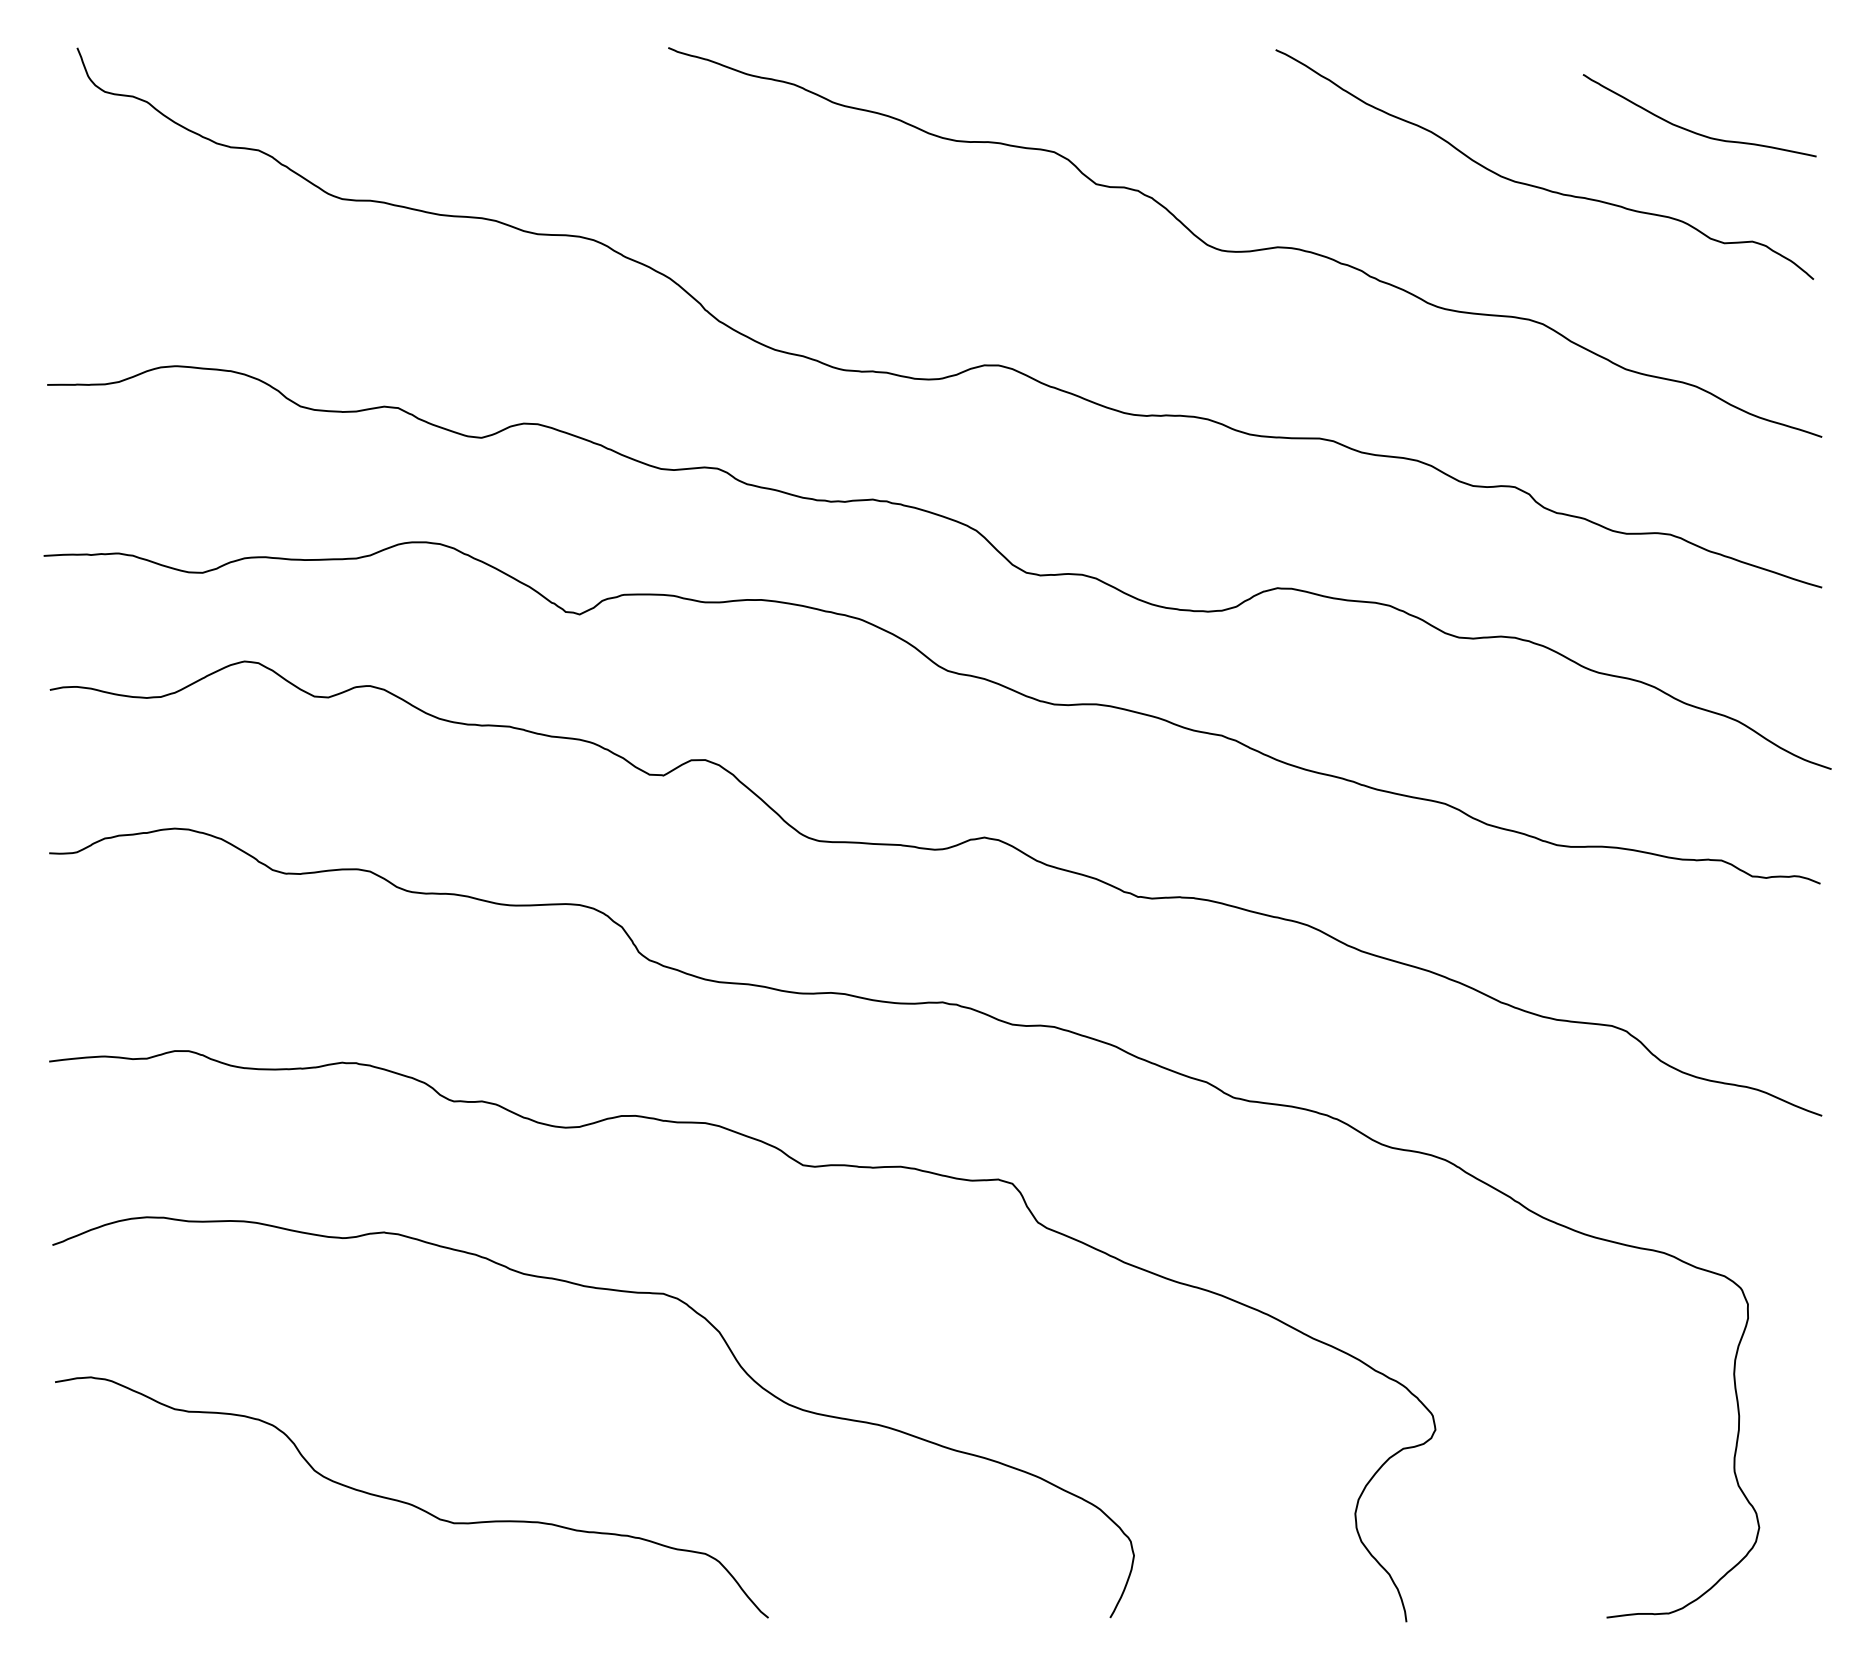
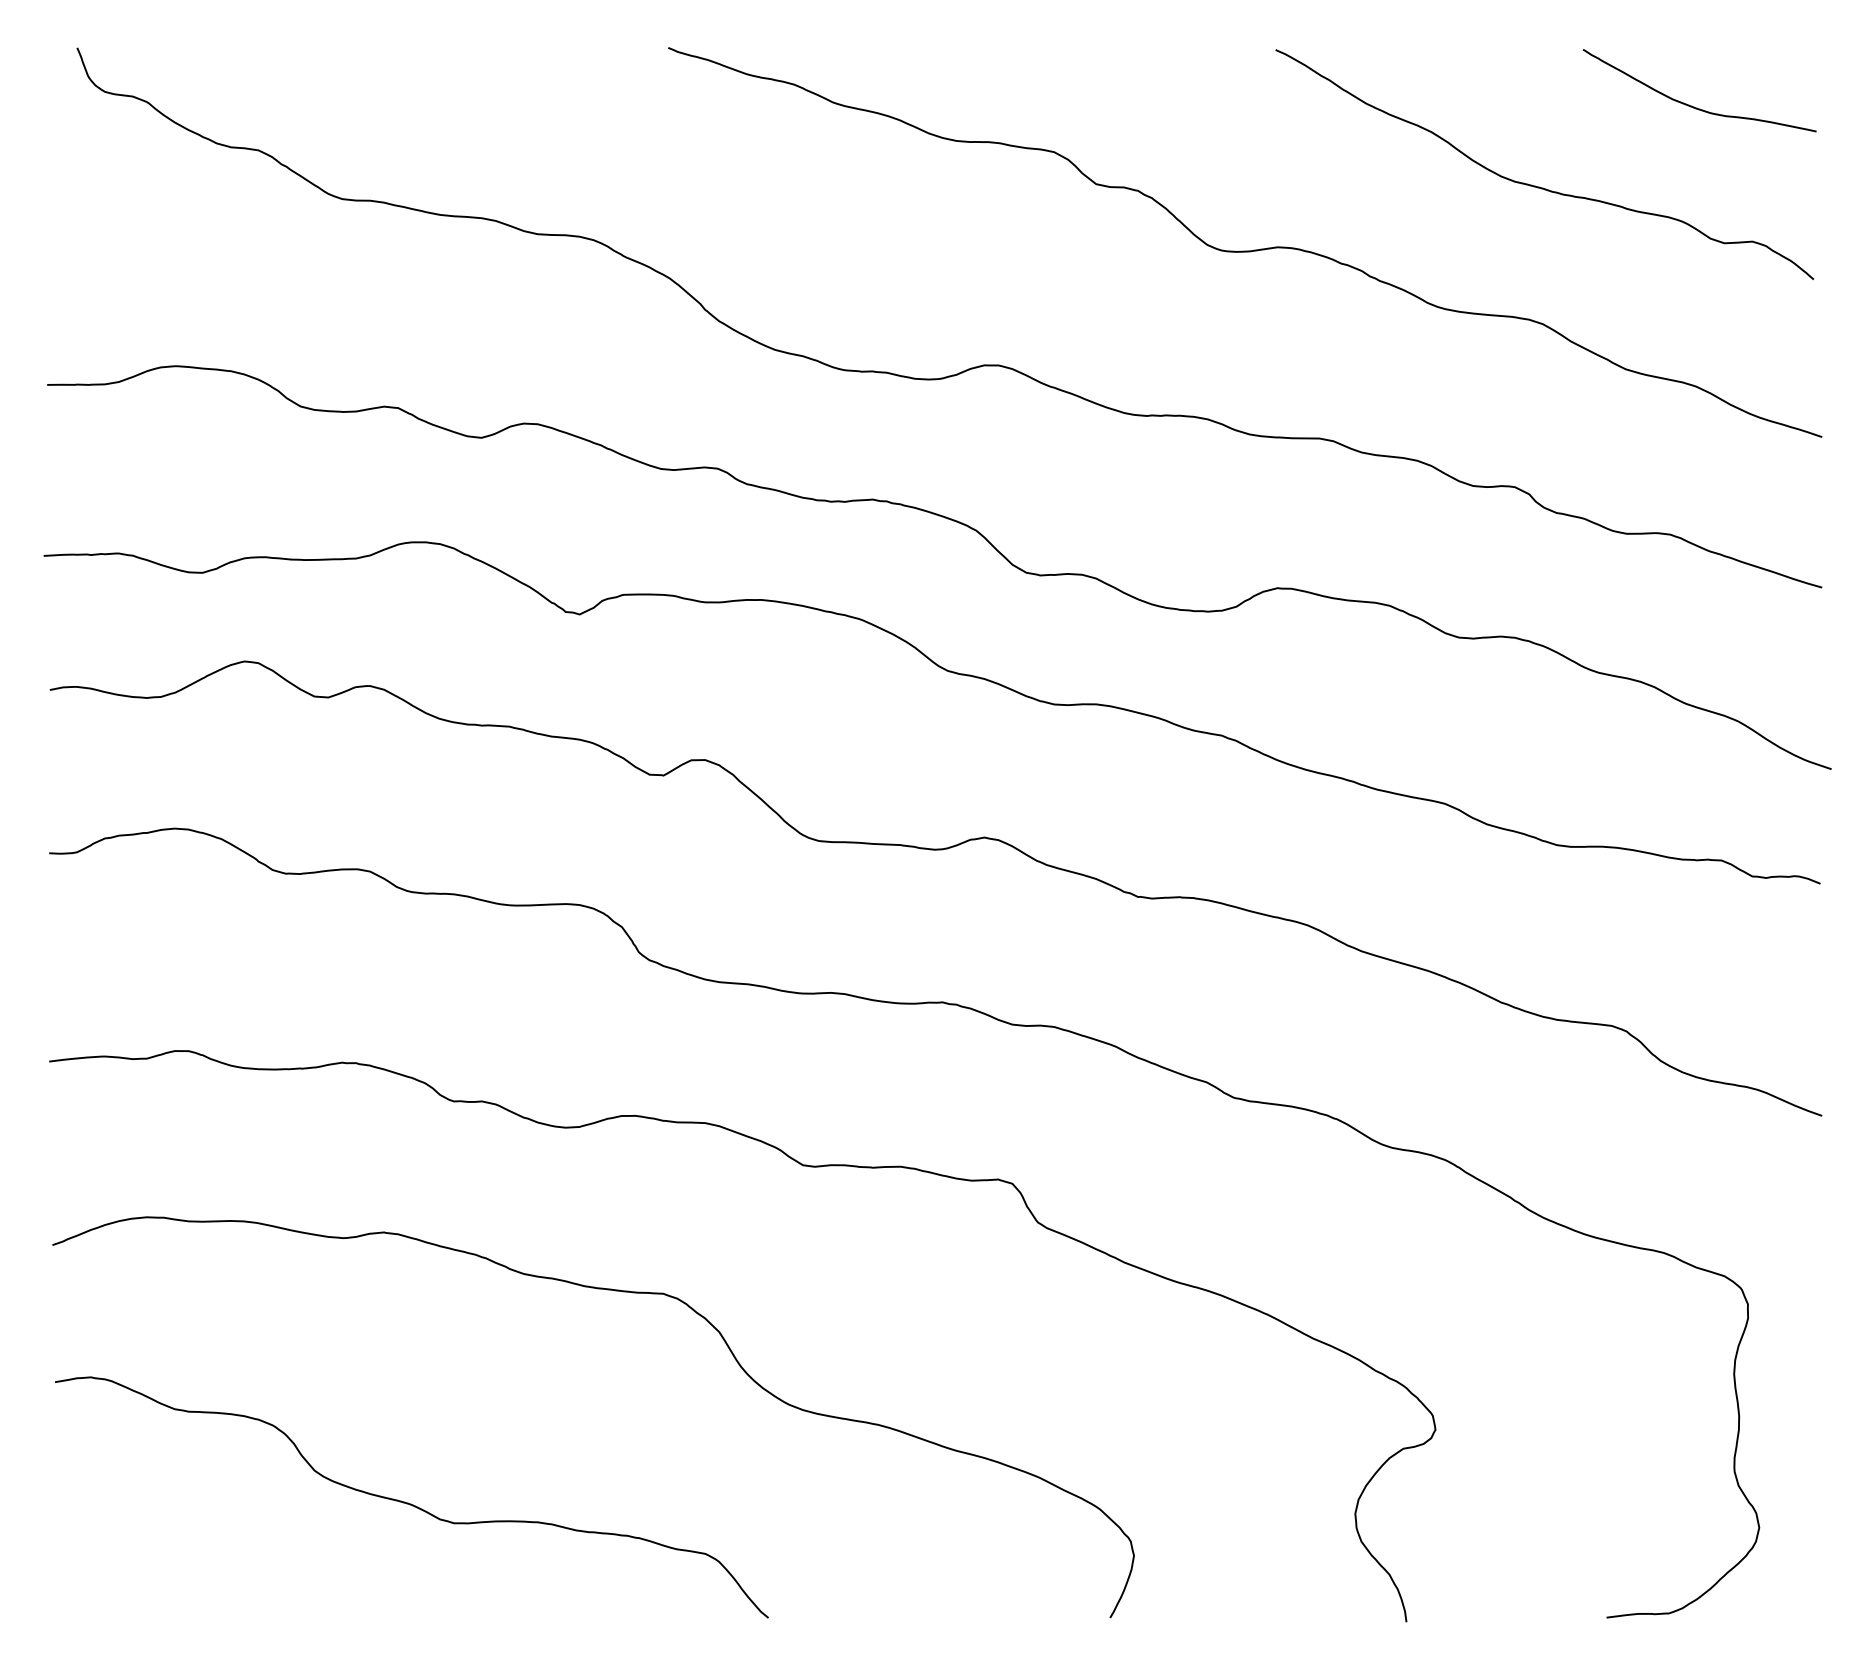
curve position: (1694, 131) -> (1694, 106) (1694, 106)
